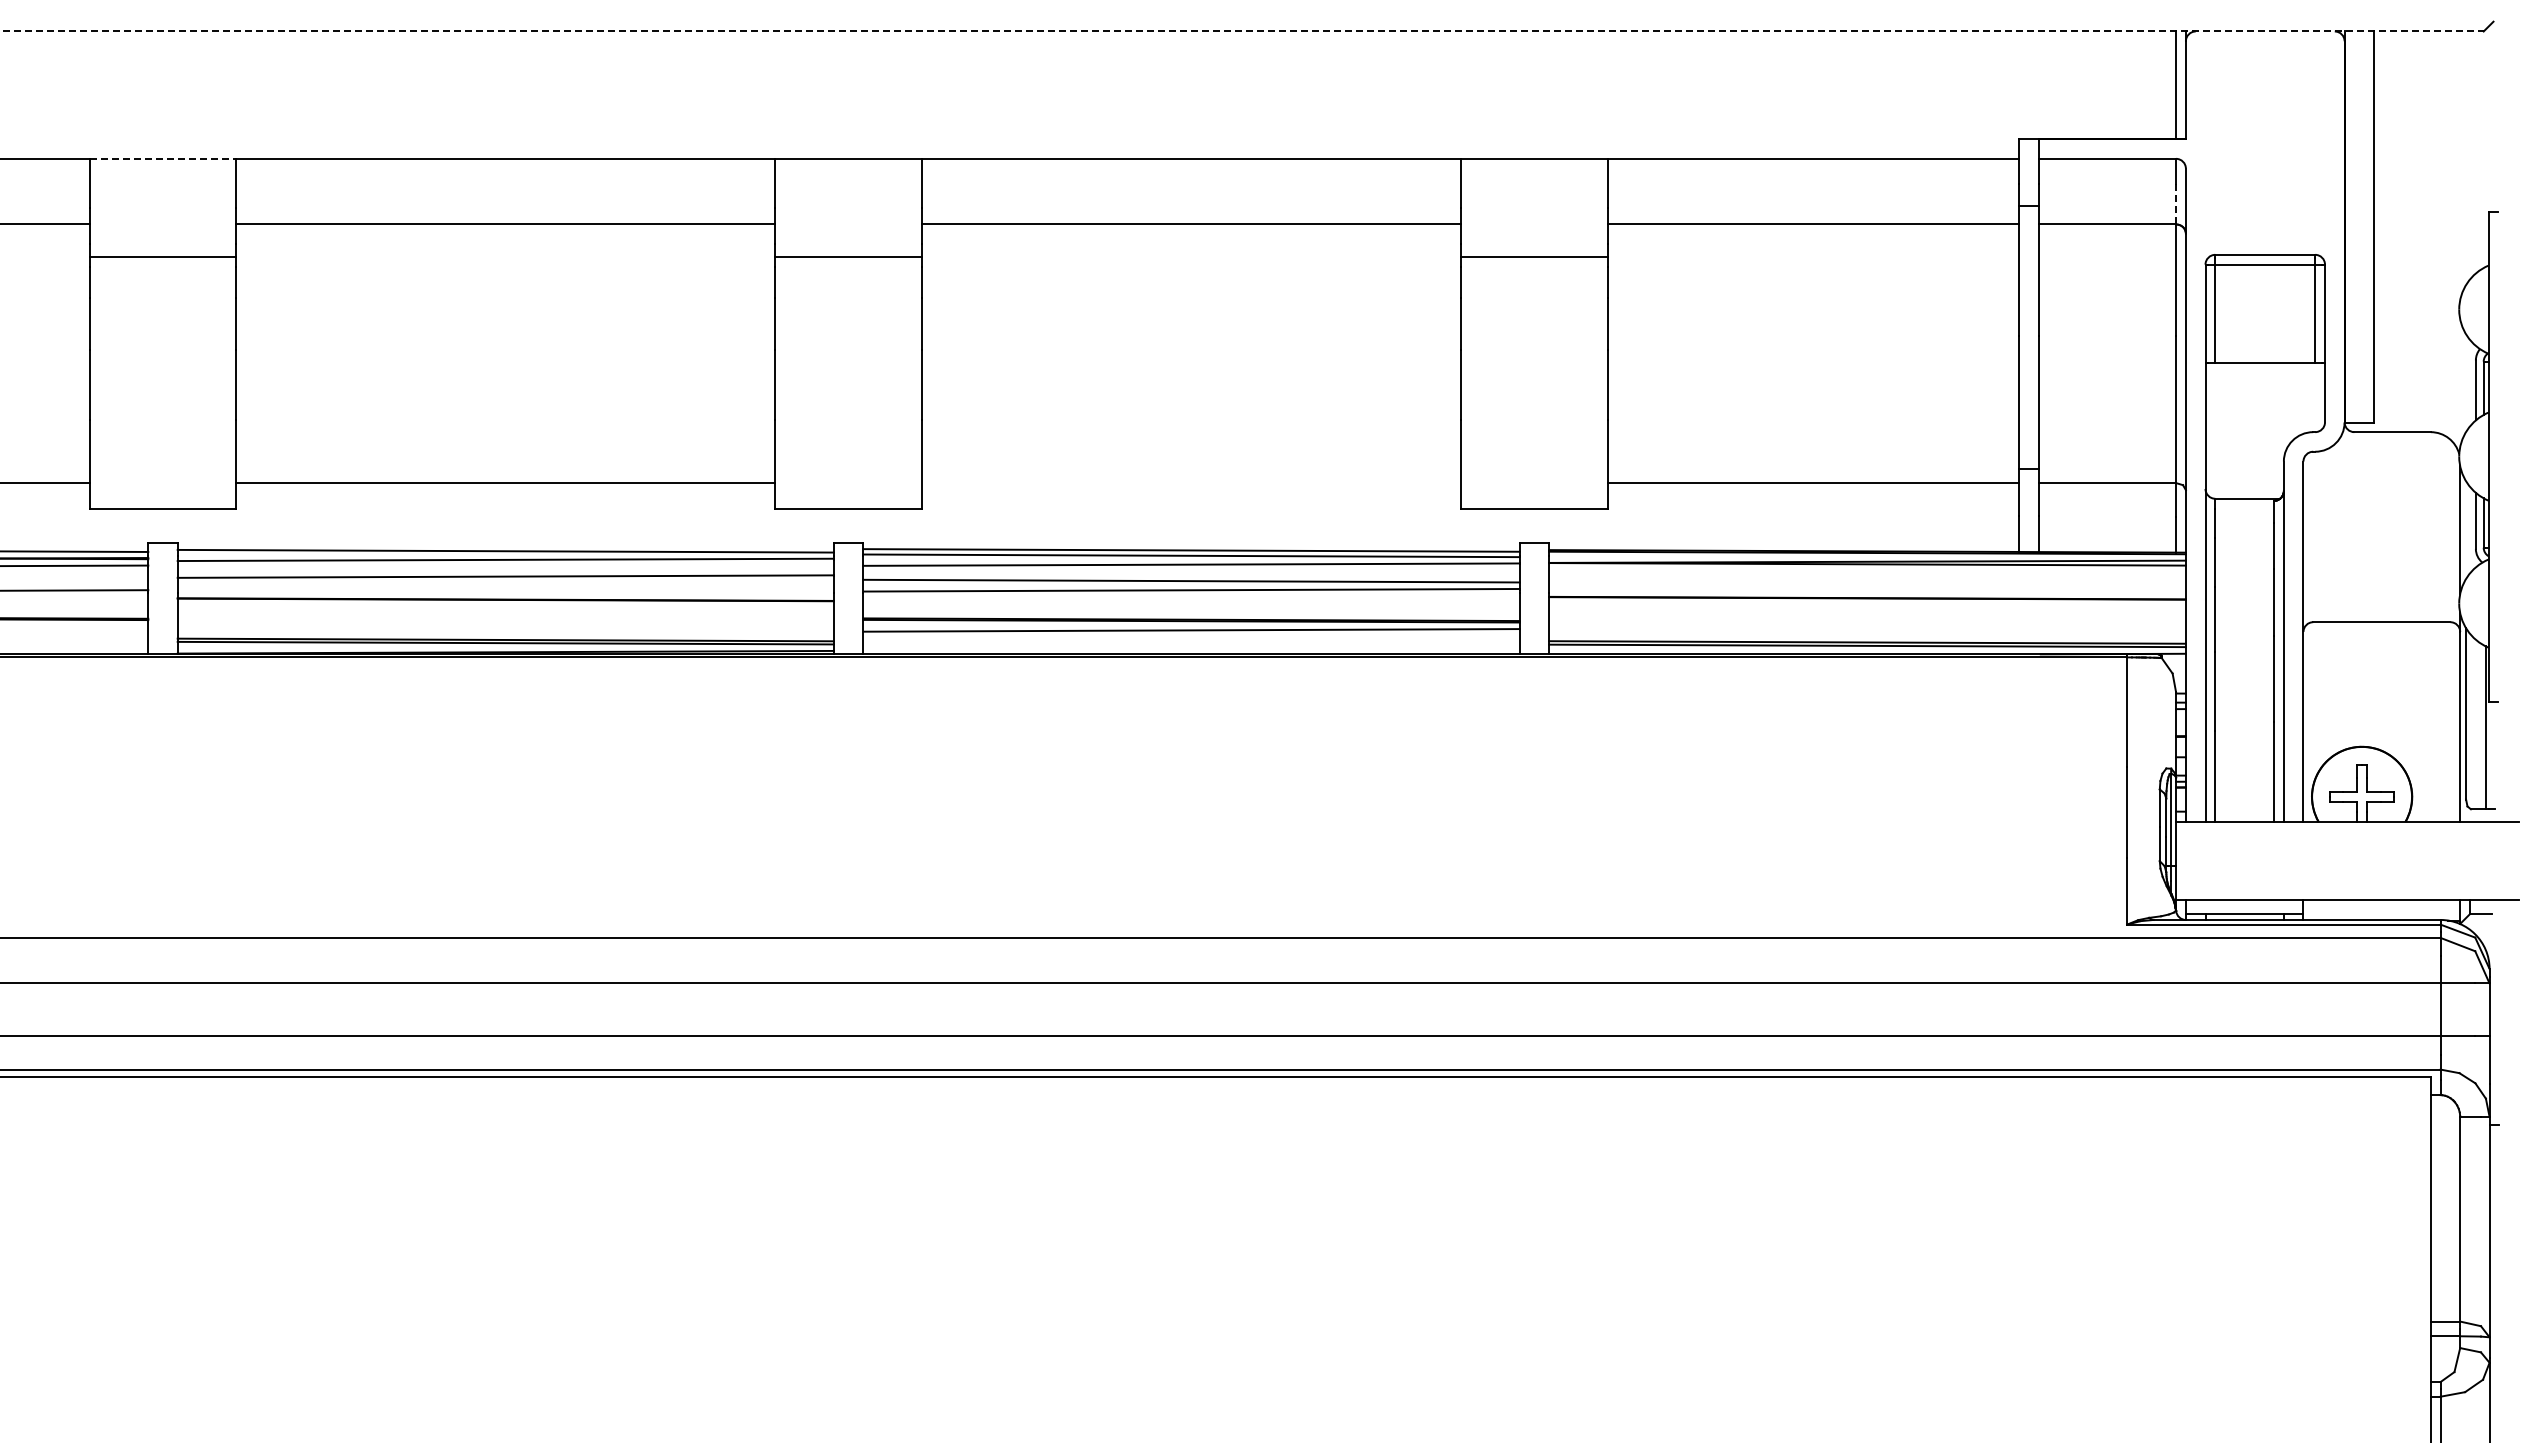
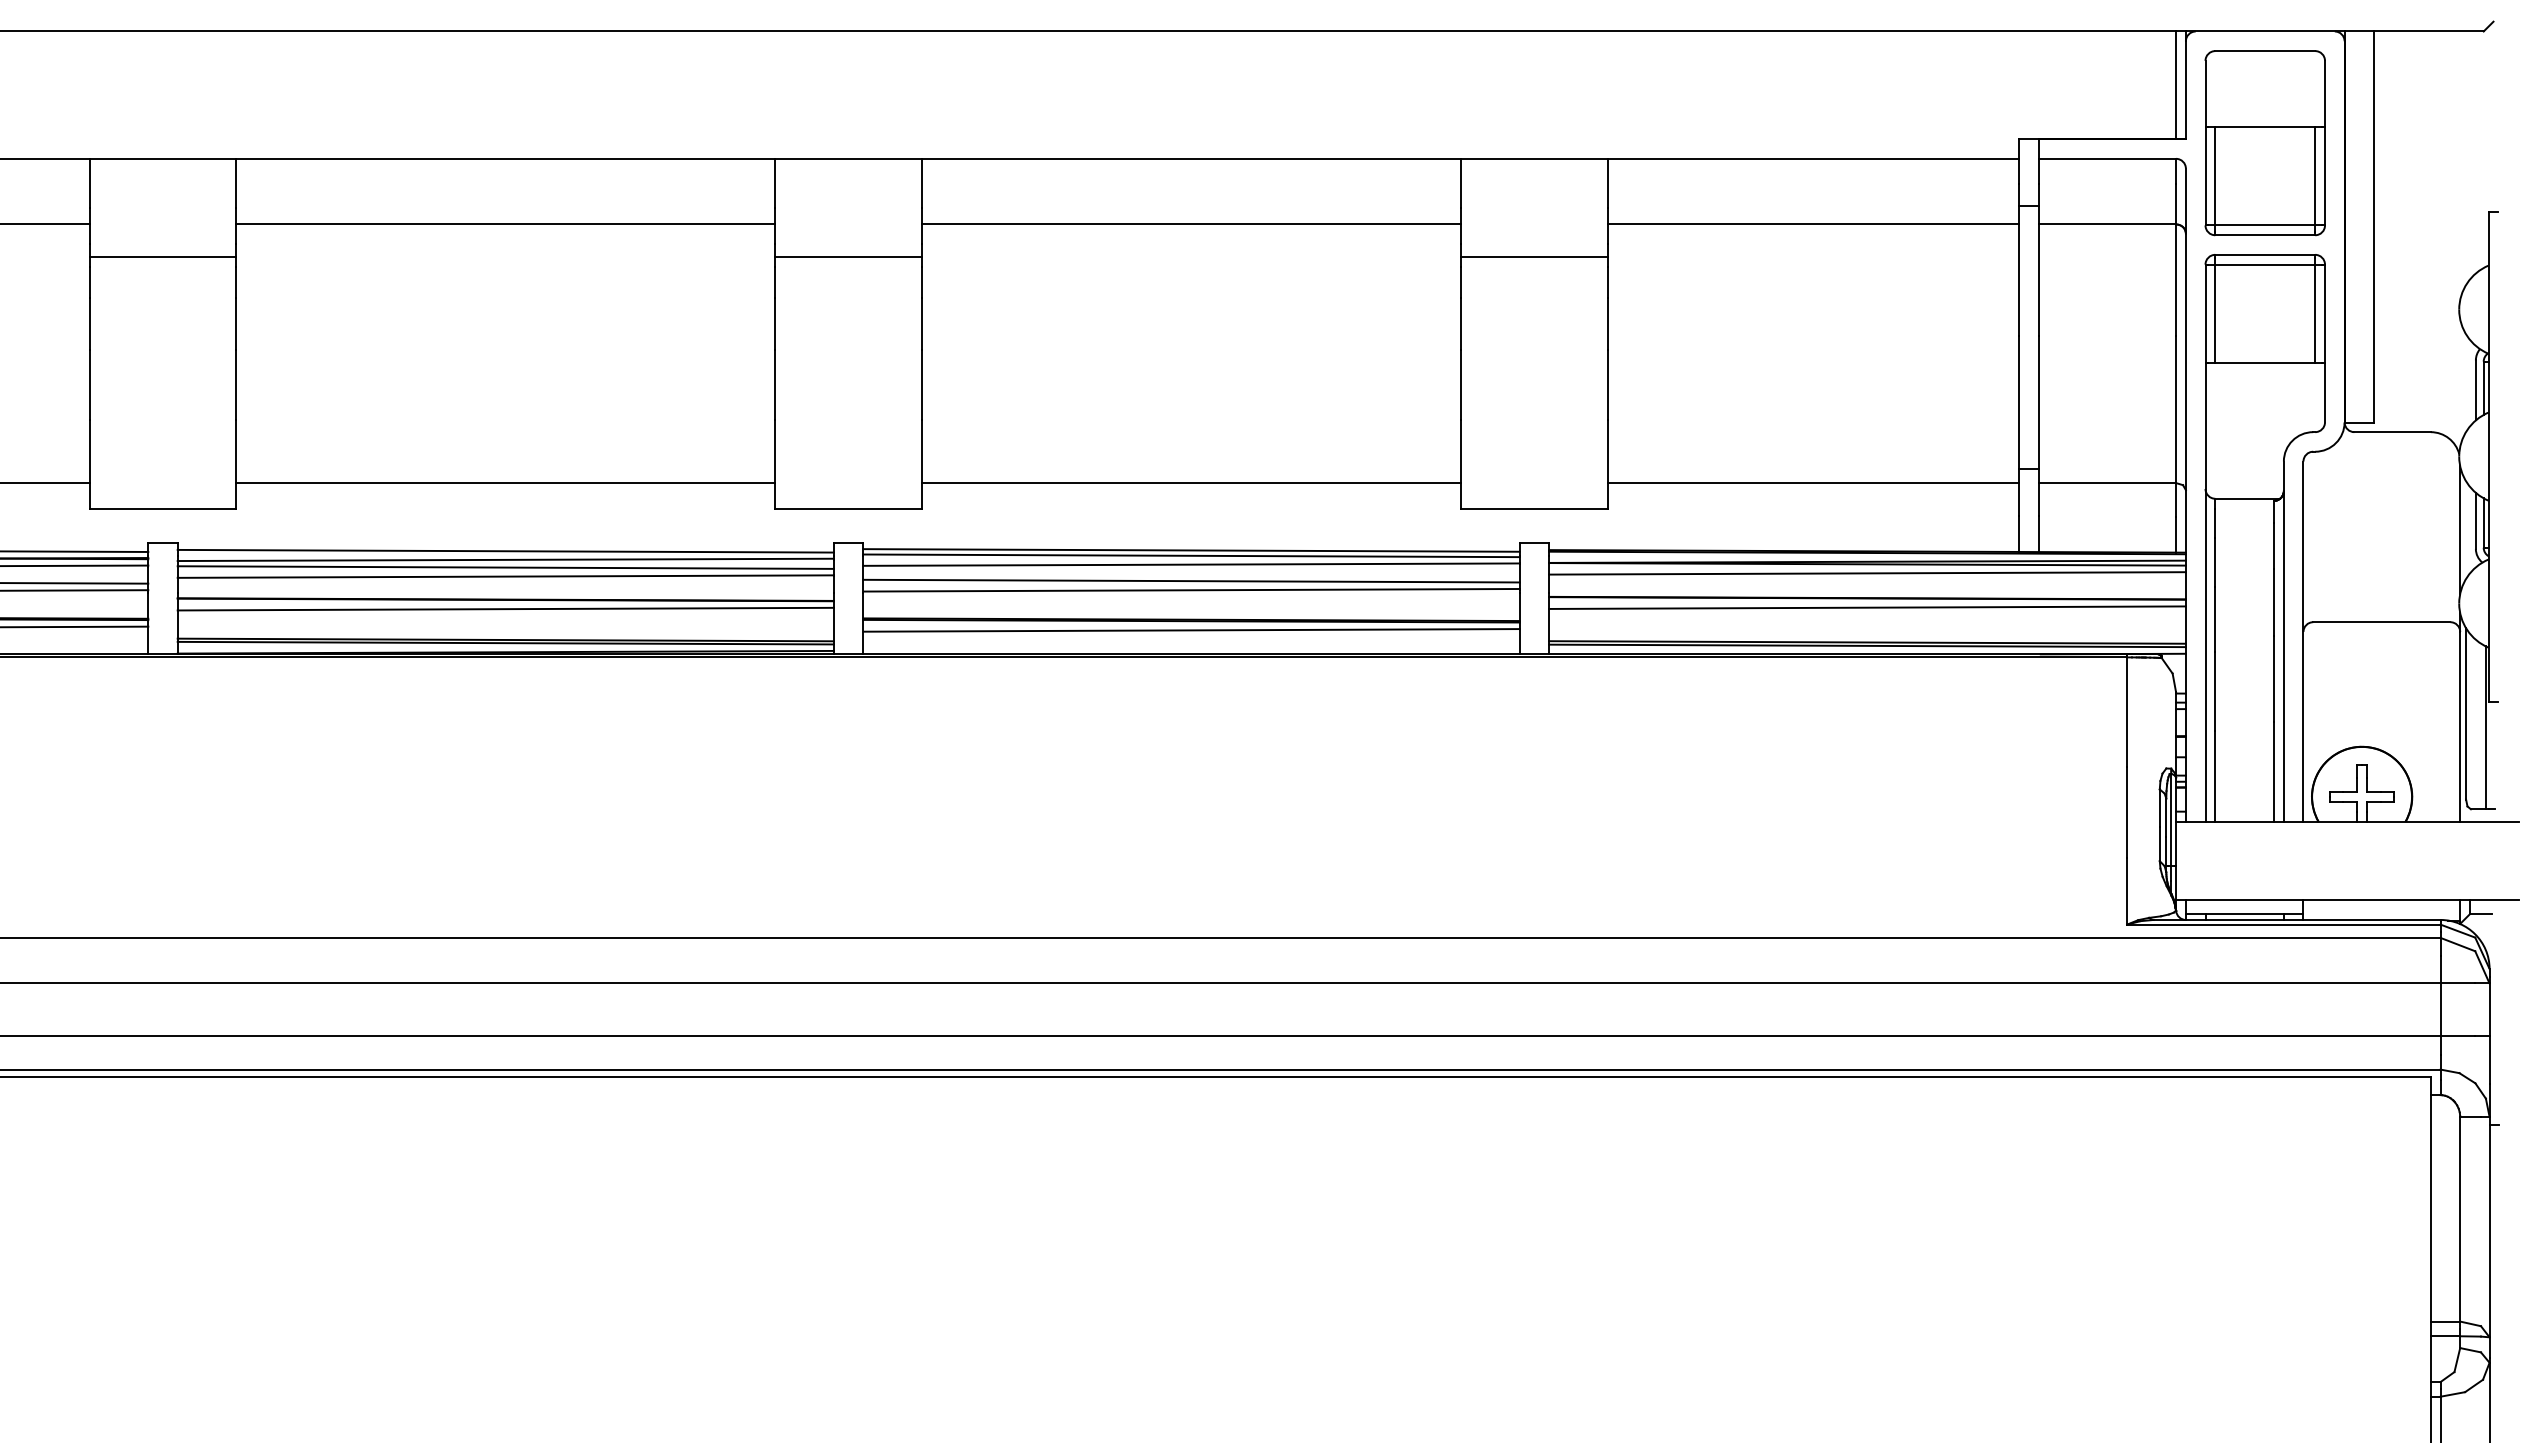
line: dashed -> solid (1241, 31)
part: none -> present (2264, 143)
line: dashed -> solid (163, 158)
line: dashed -> solid (2176, 203)
line: none -> present (1191, 483)
line: none -> present (505, 567)
line: none -> present (1867, 573)
line: none -> present (75, 583)
line: none -> present (1867, 607)
line: none -> present (505, 608)
line: none -> present (75, 626)
